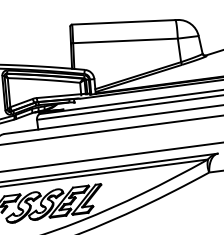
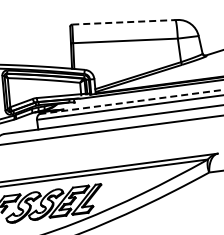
line: solid -> dashed (123, 22)
line: solid -> dashed (131, 102)
line: present -> none (111, 156)
